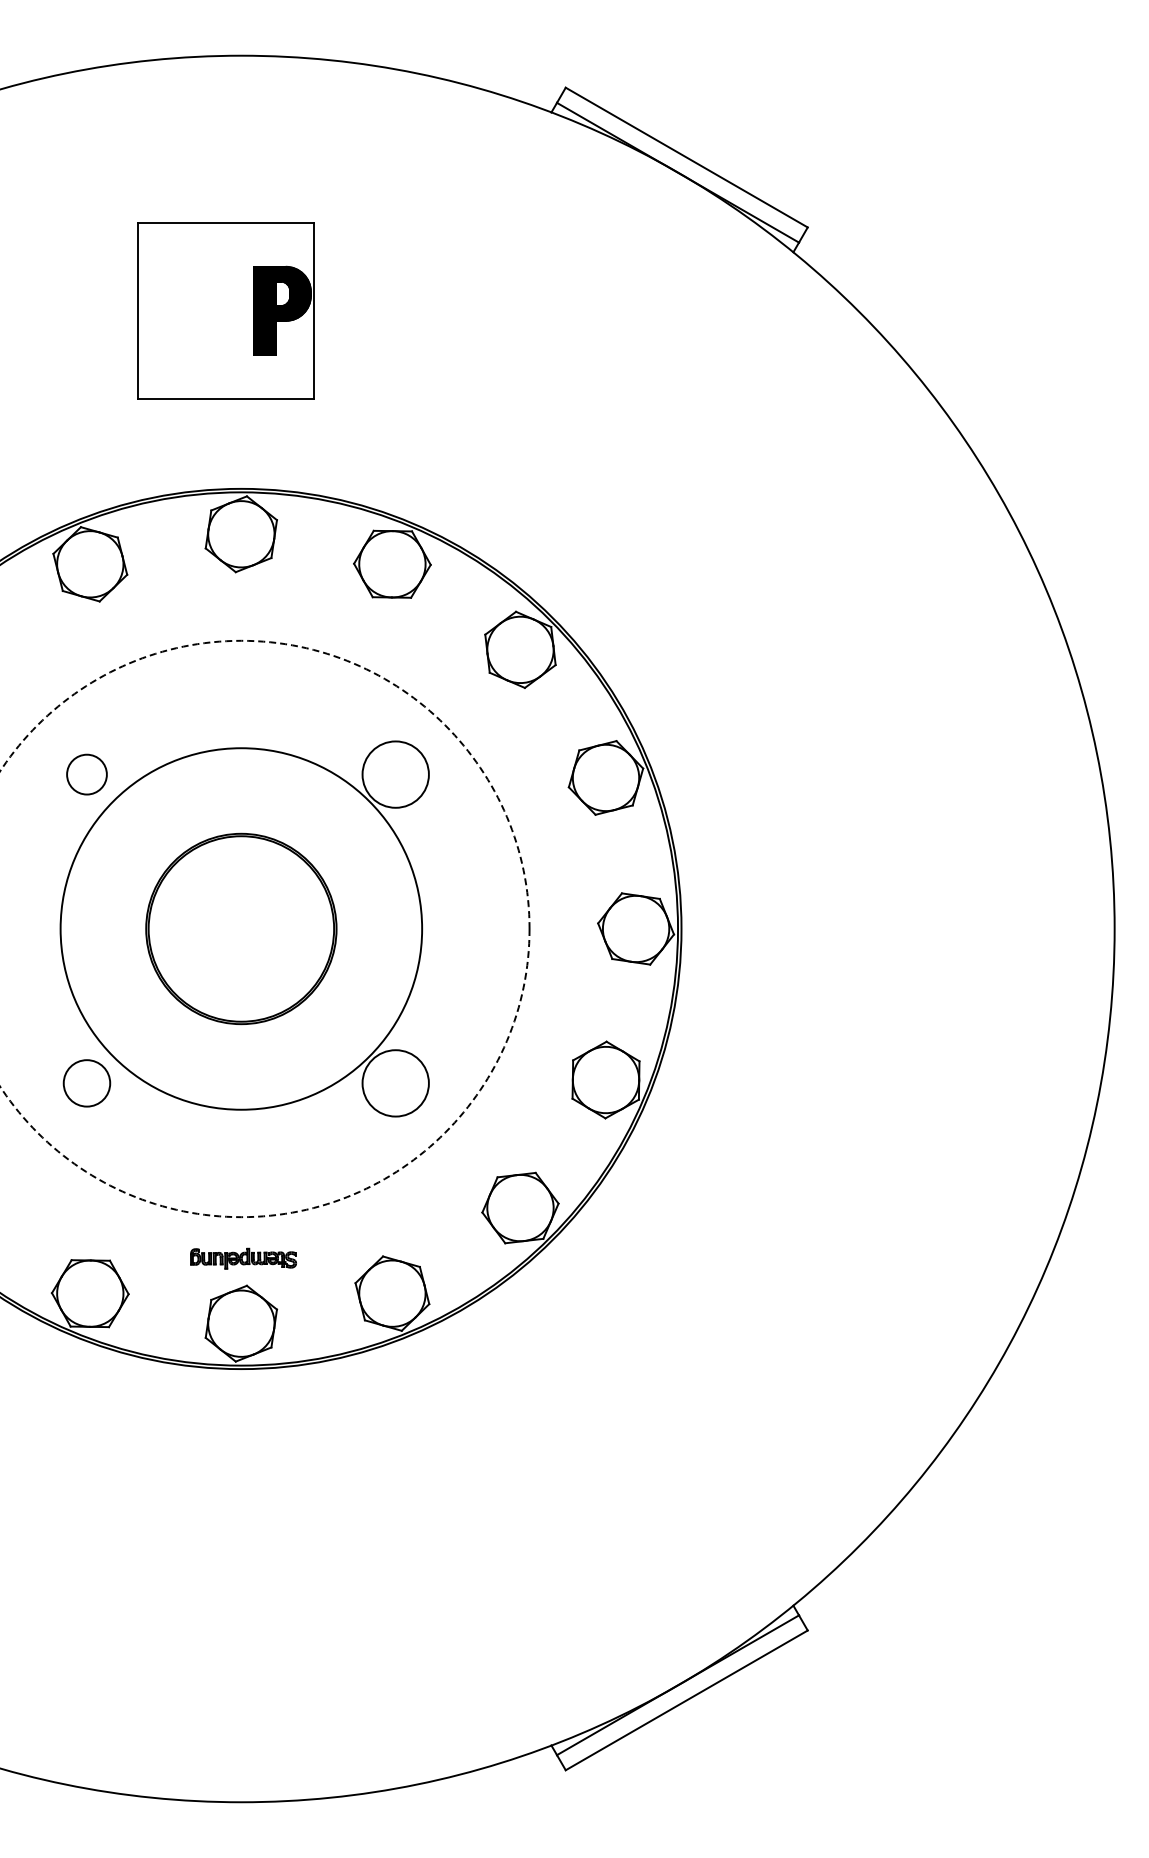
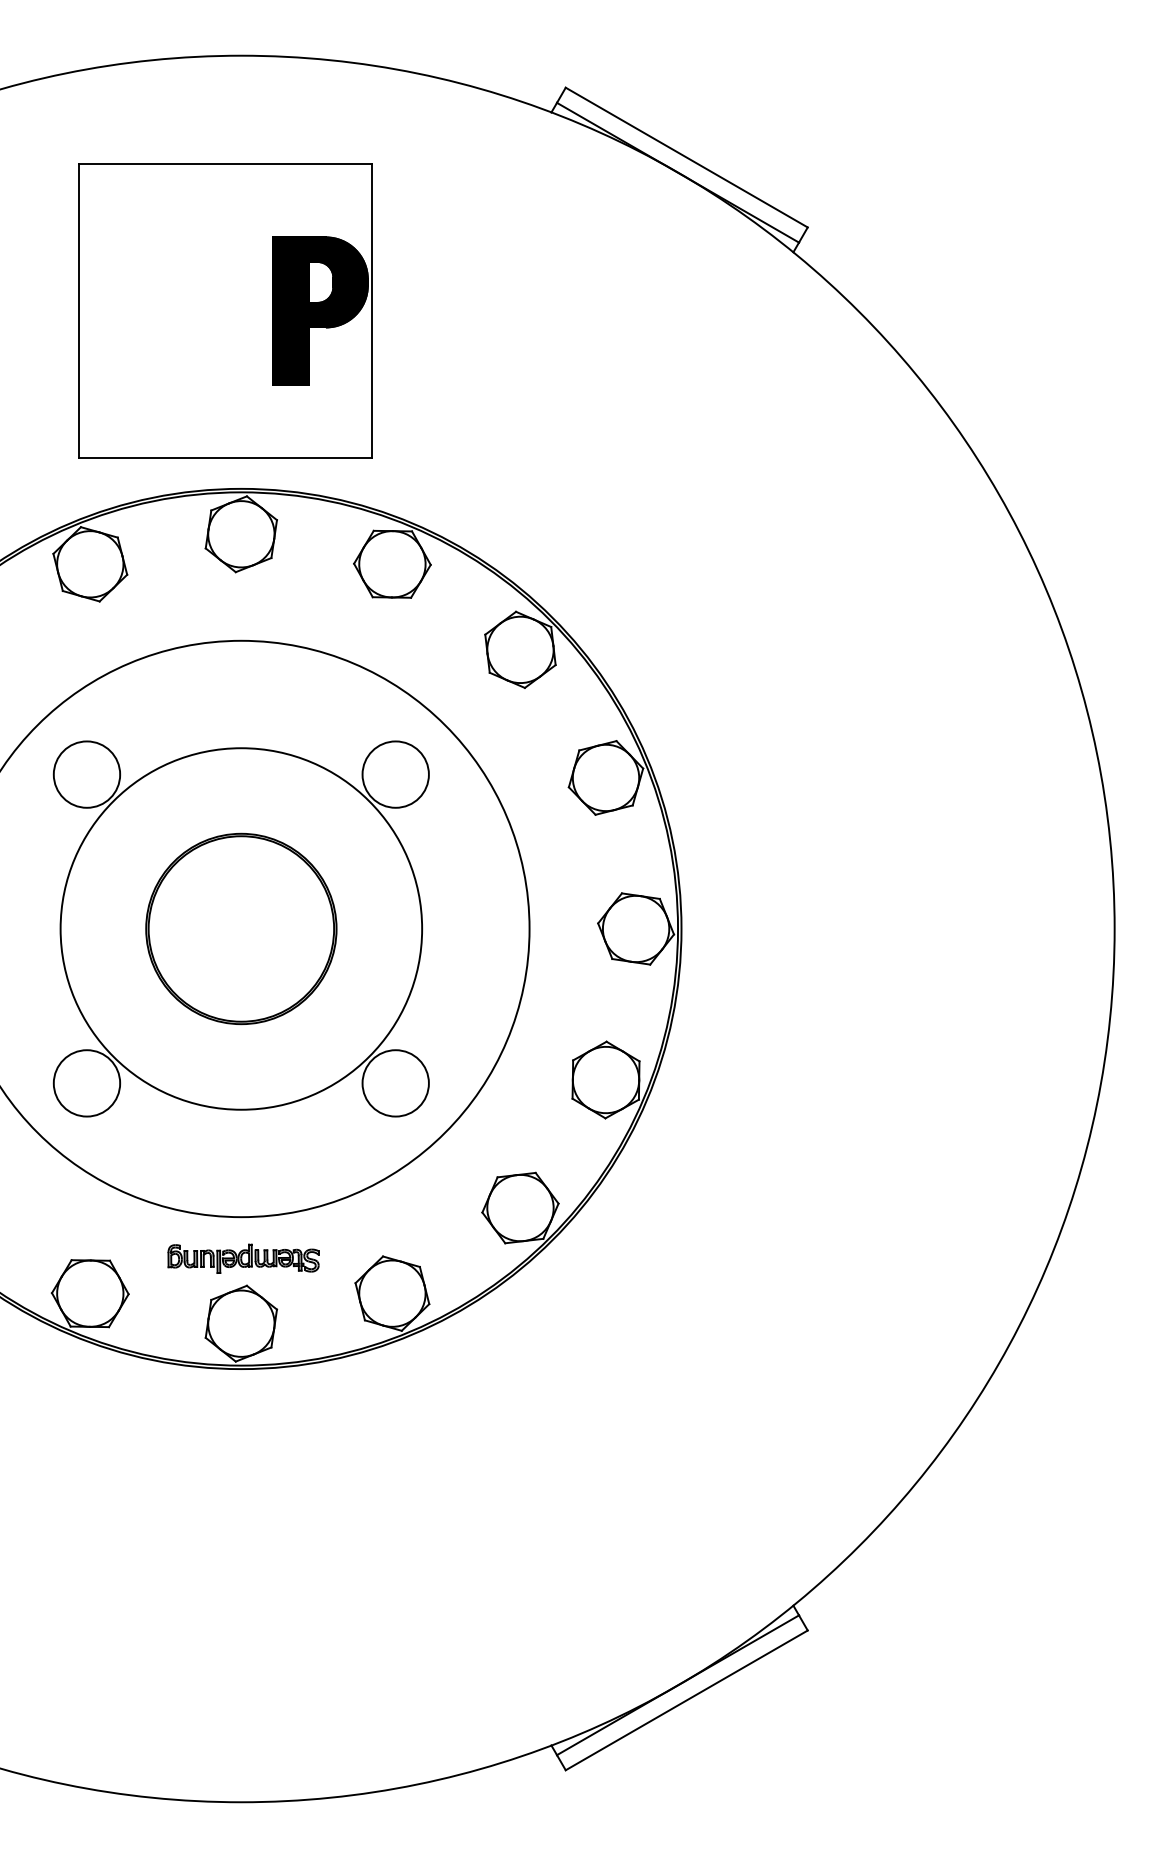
part size: 178x178 px -> 295x296 px (225, 310)
circle diameter: 40 px -> 66 px (86, 774)
circle: dashed -> solid (264, 928)
circle diameter: 46 px -> 66 px (86, 1083)
part size: 107x23 px -> 153x31 px (243, 1258)
